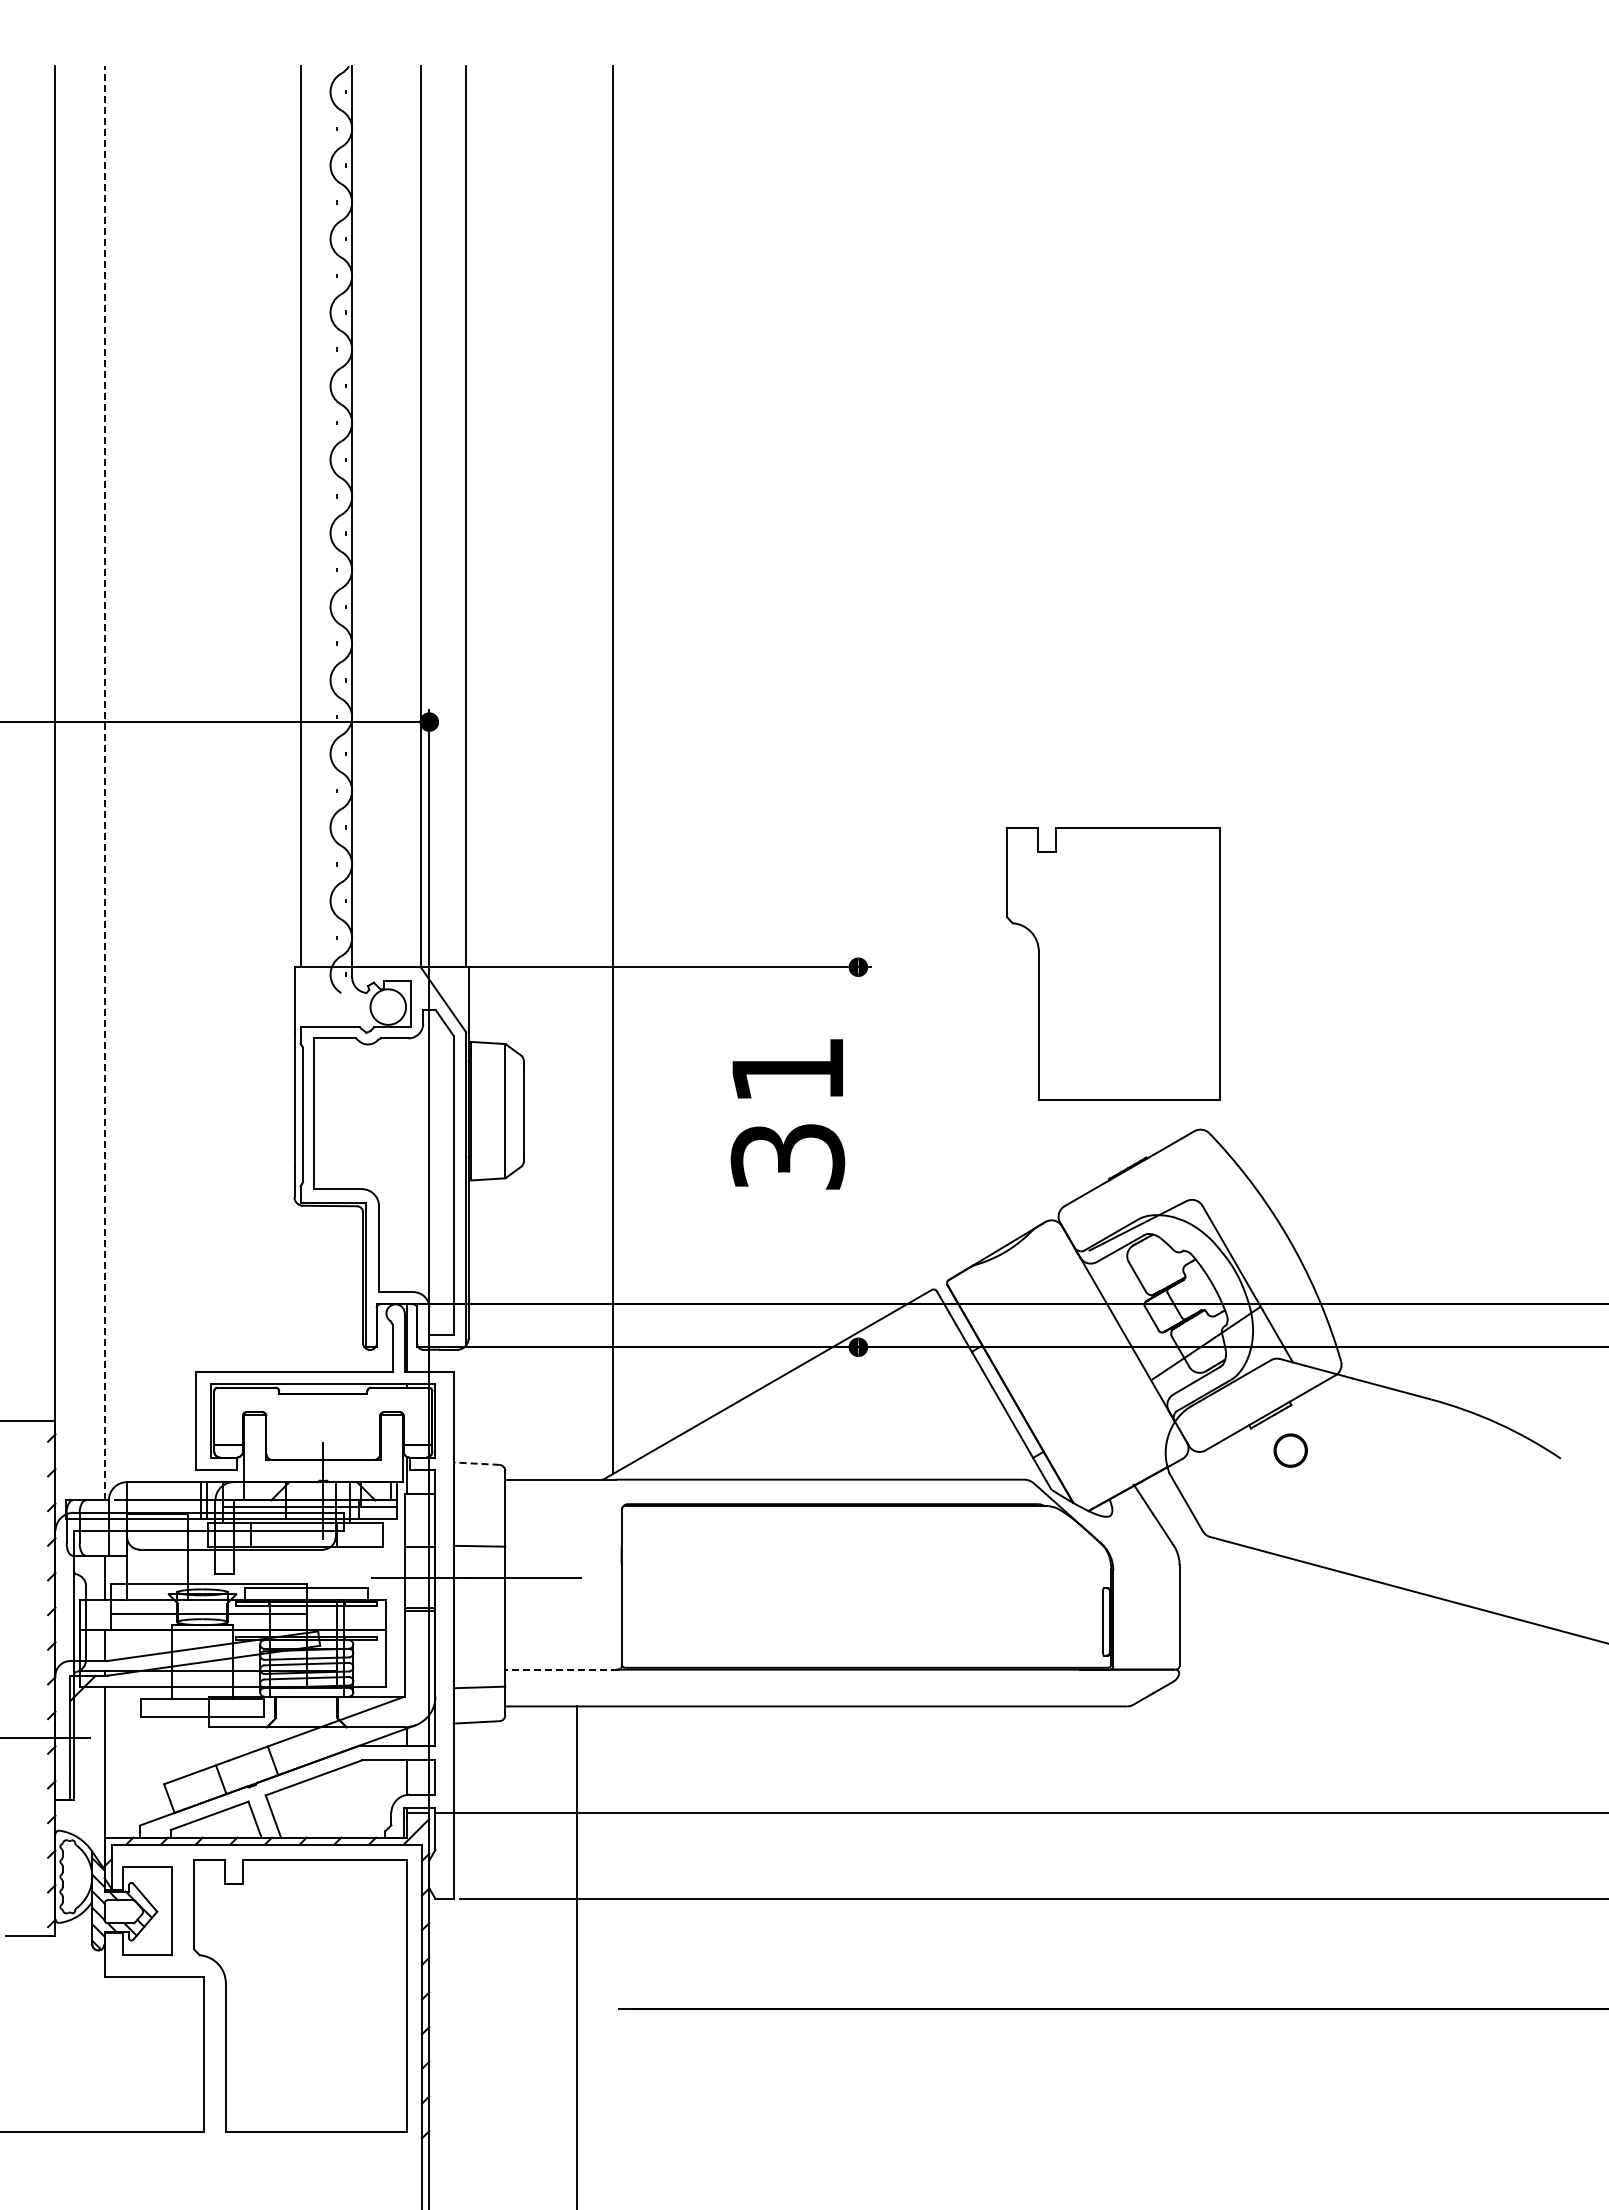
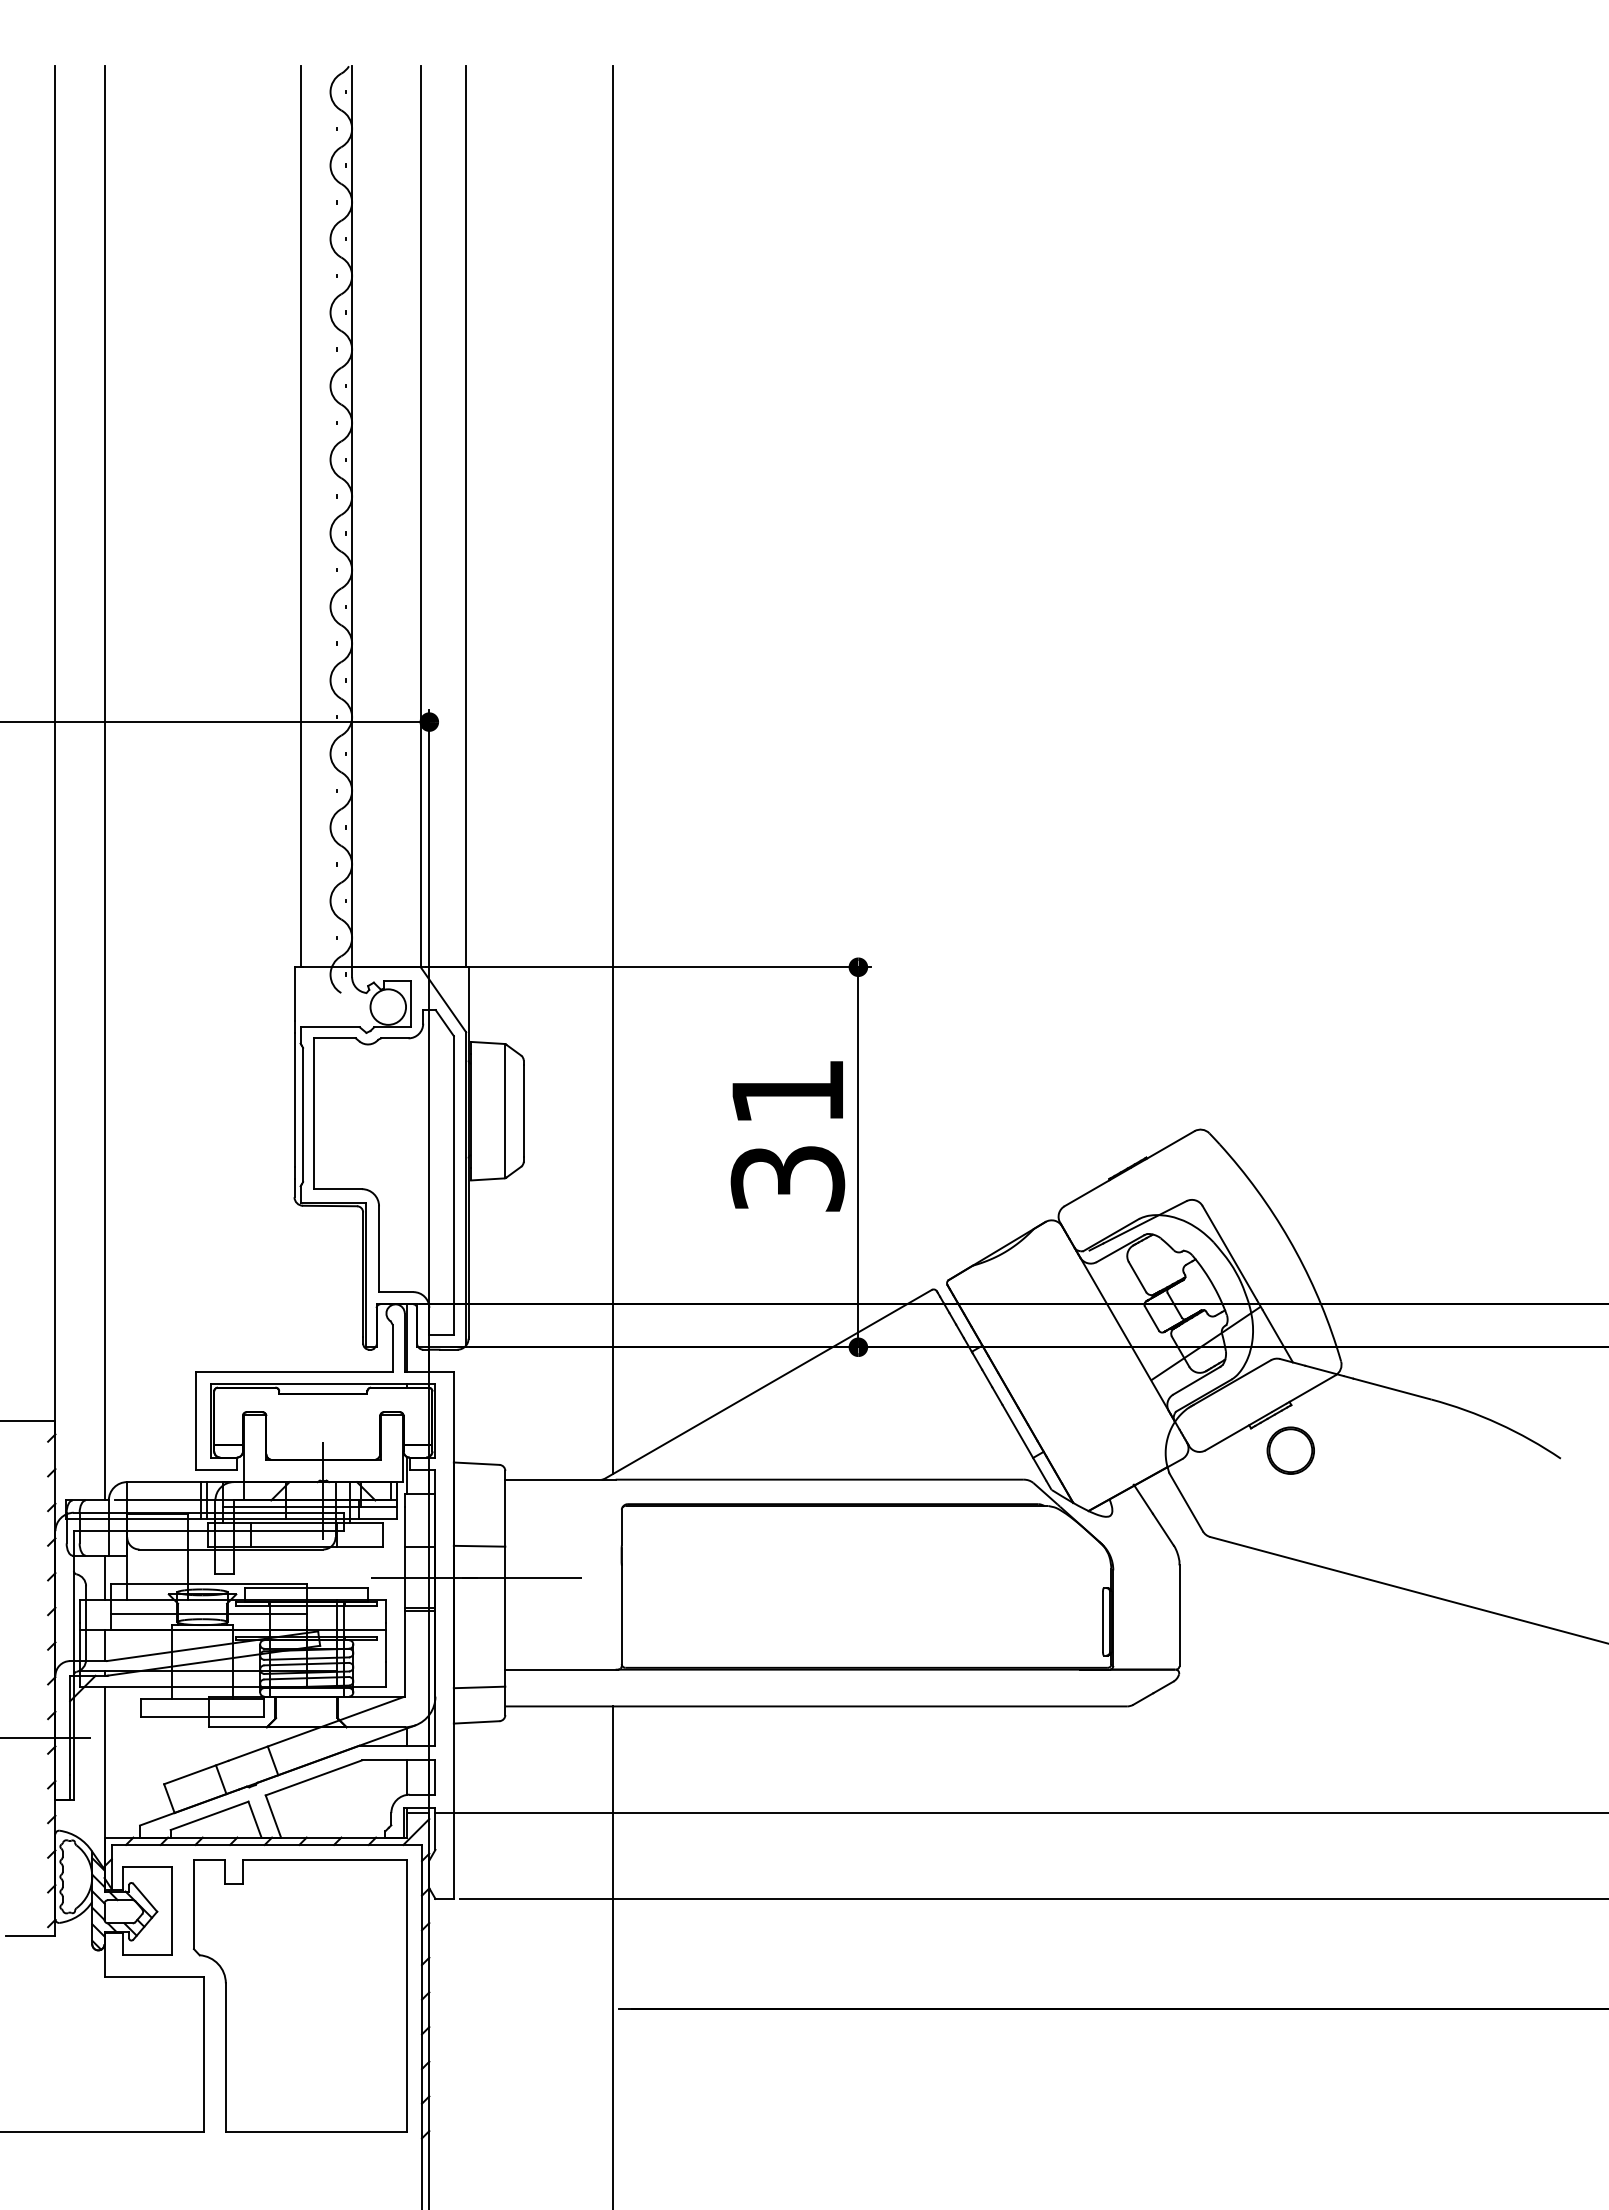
line: dashed -> solid (104, 782)
part: present -> none (1113, 963)
text position: (787, 1114) -> (787, 1136) (787, 1136)
line: none -> present (858, 1157)
part size: 35x35 px -> 49x49 px (1290, 1450)
line: dashed -> solid (476, 1463)
line: dashed -> solid (561, 1669)
line position: (577, 1956) -> (613, 1956) (613, 1956)
